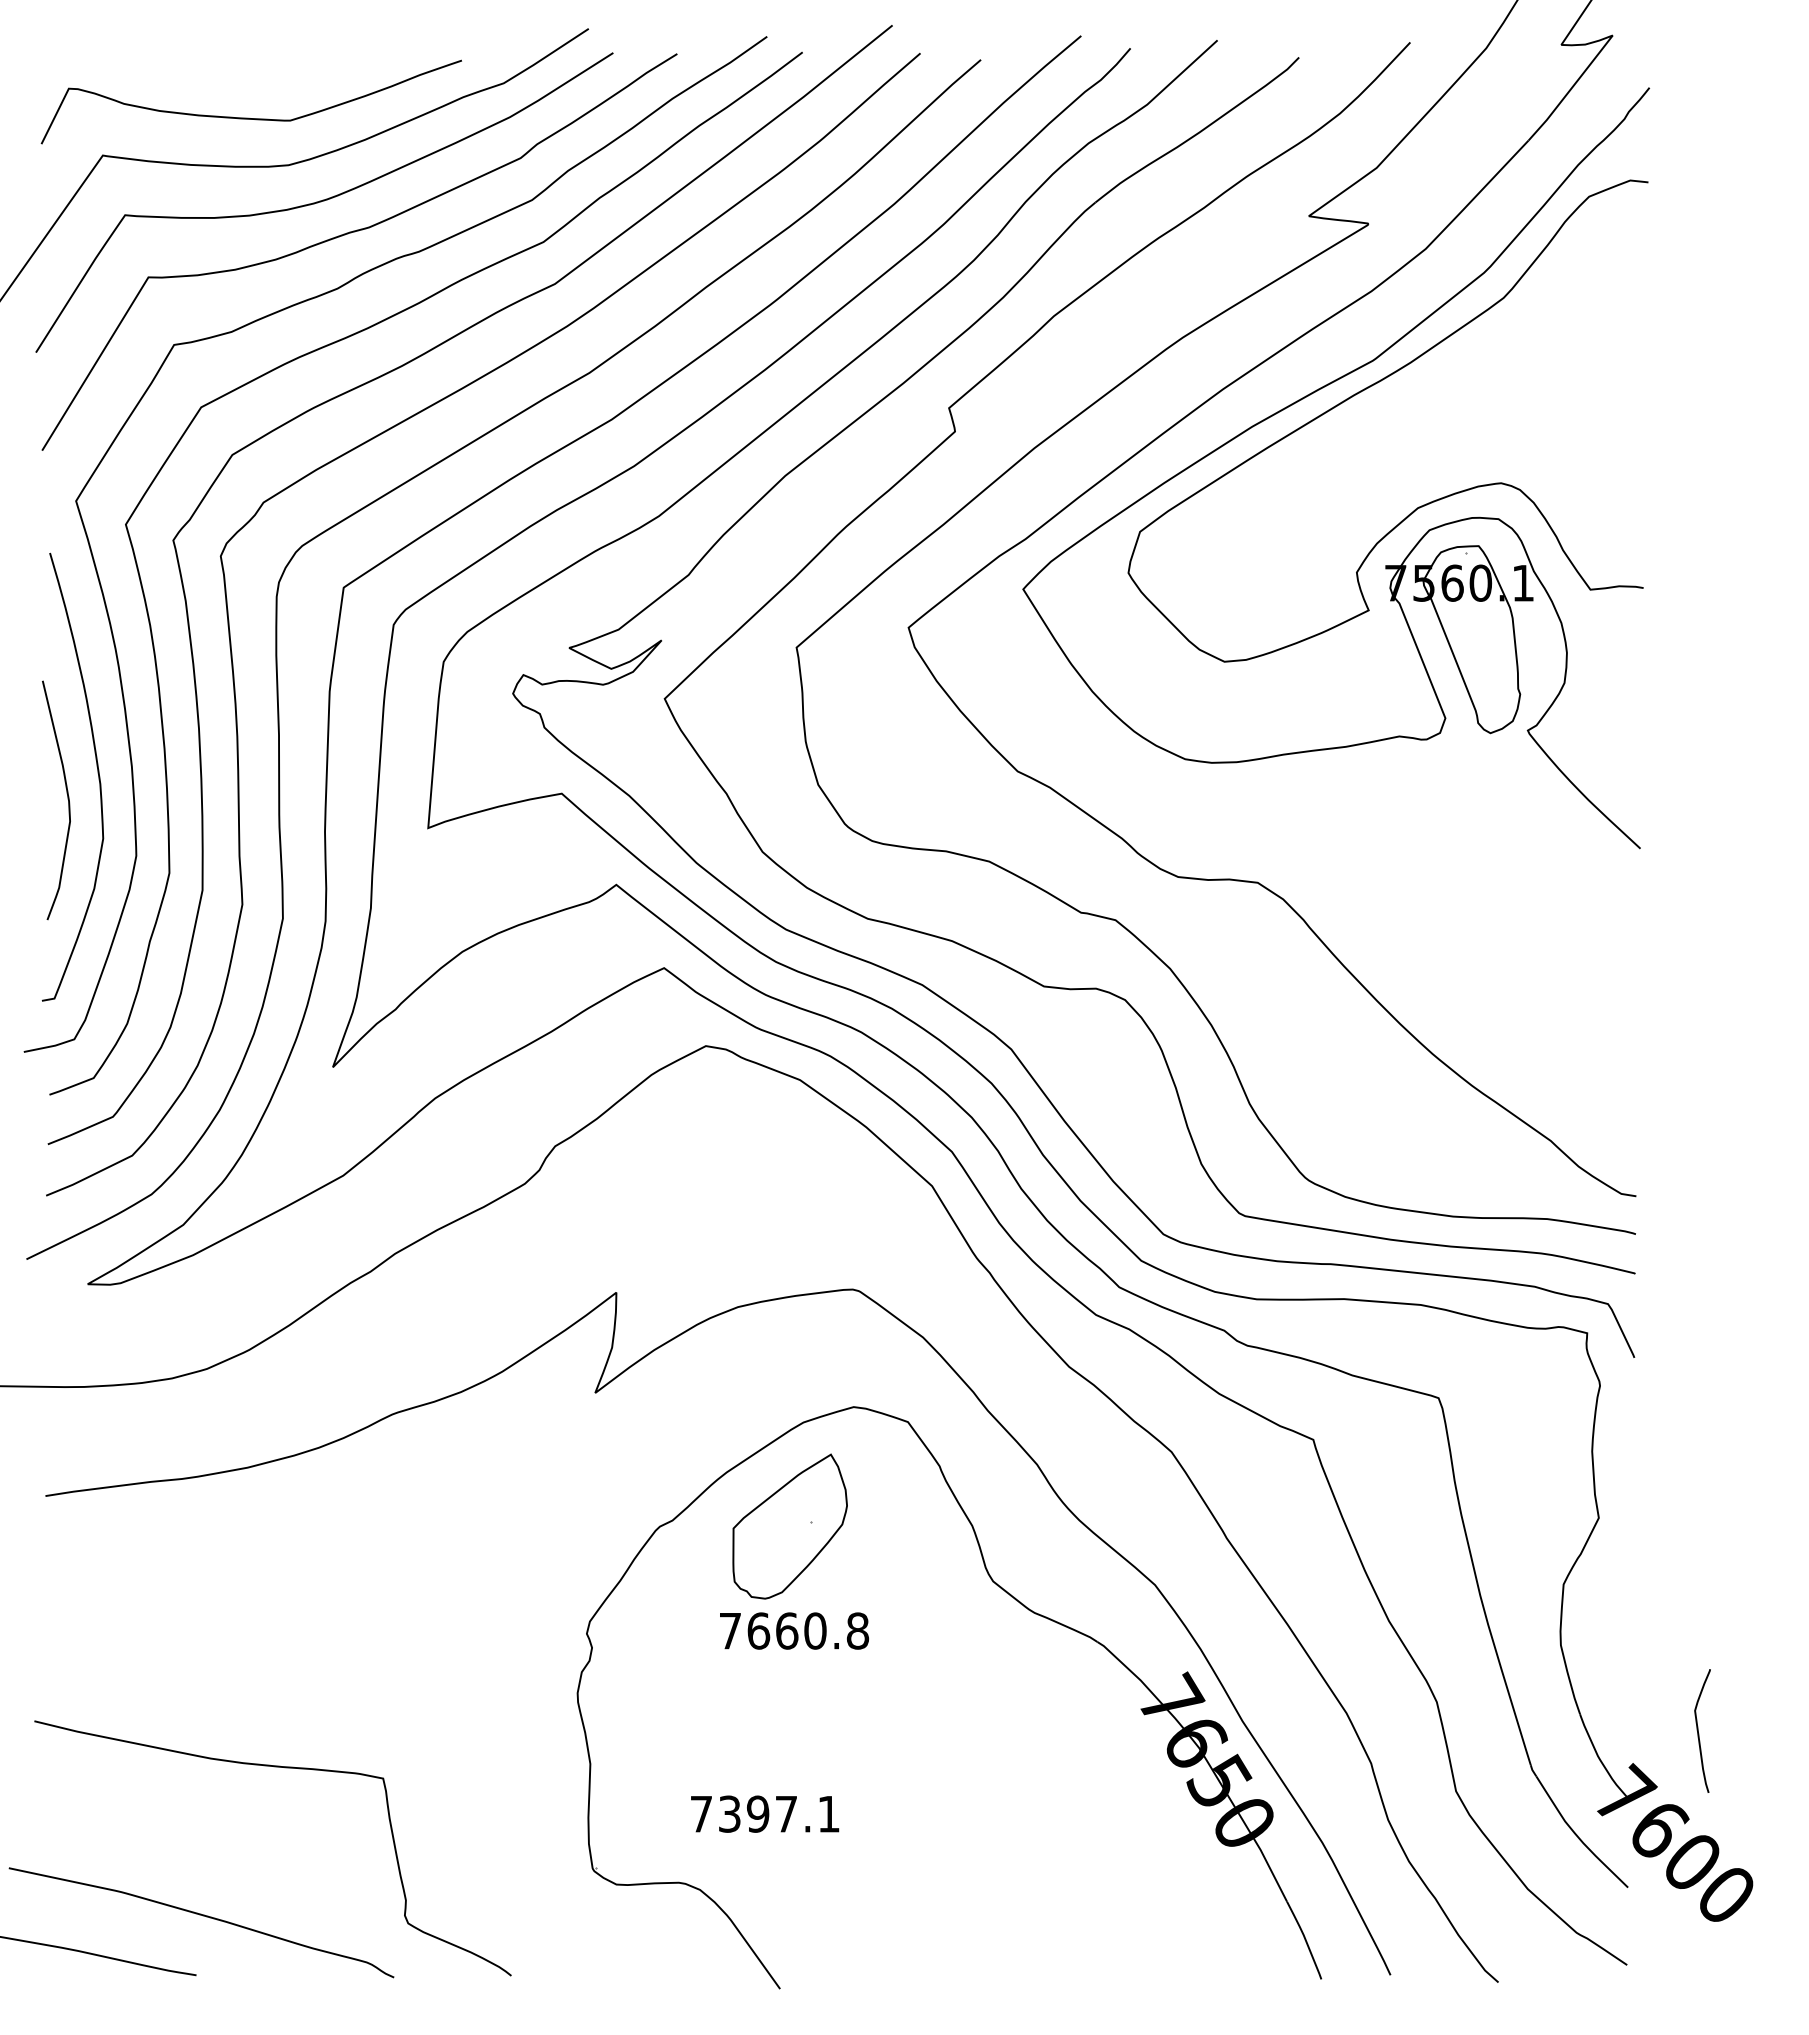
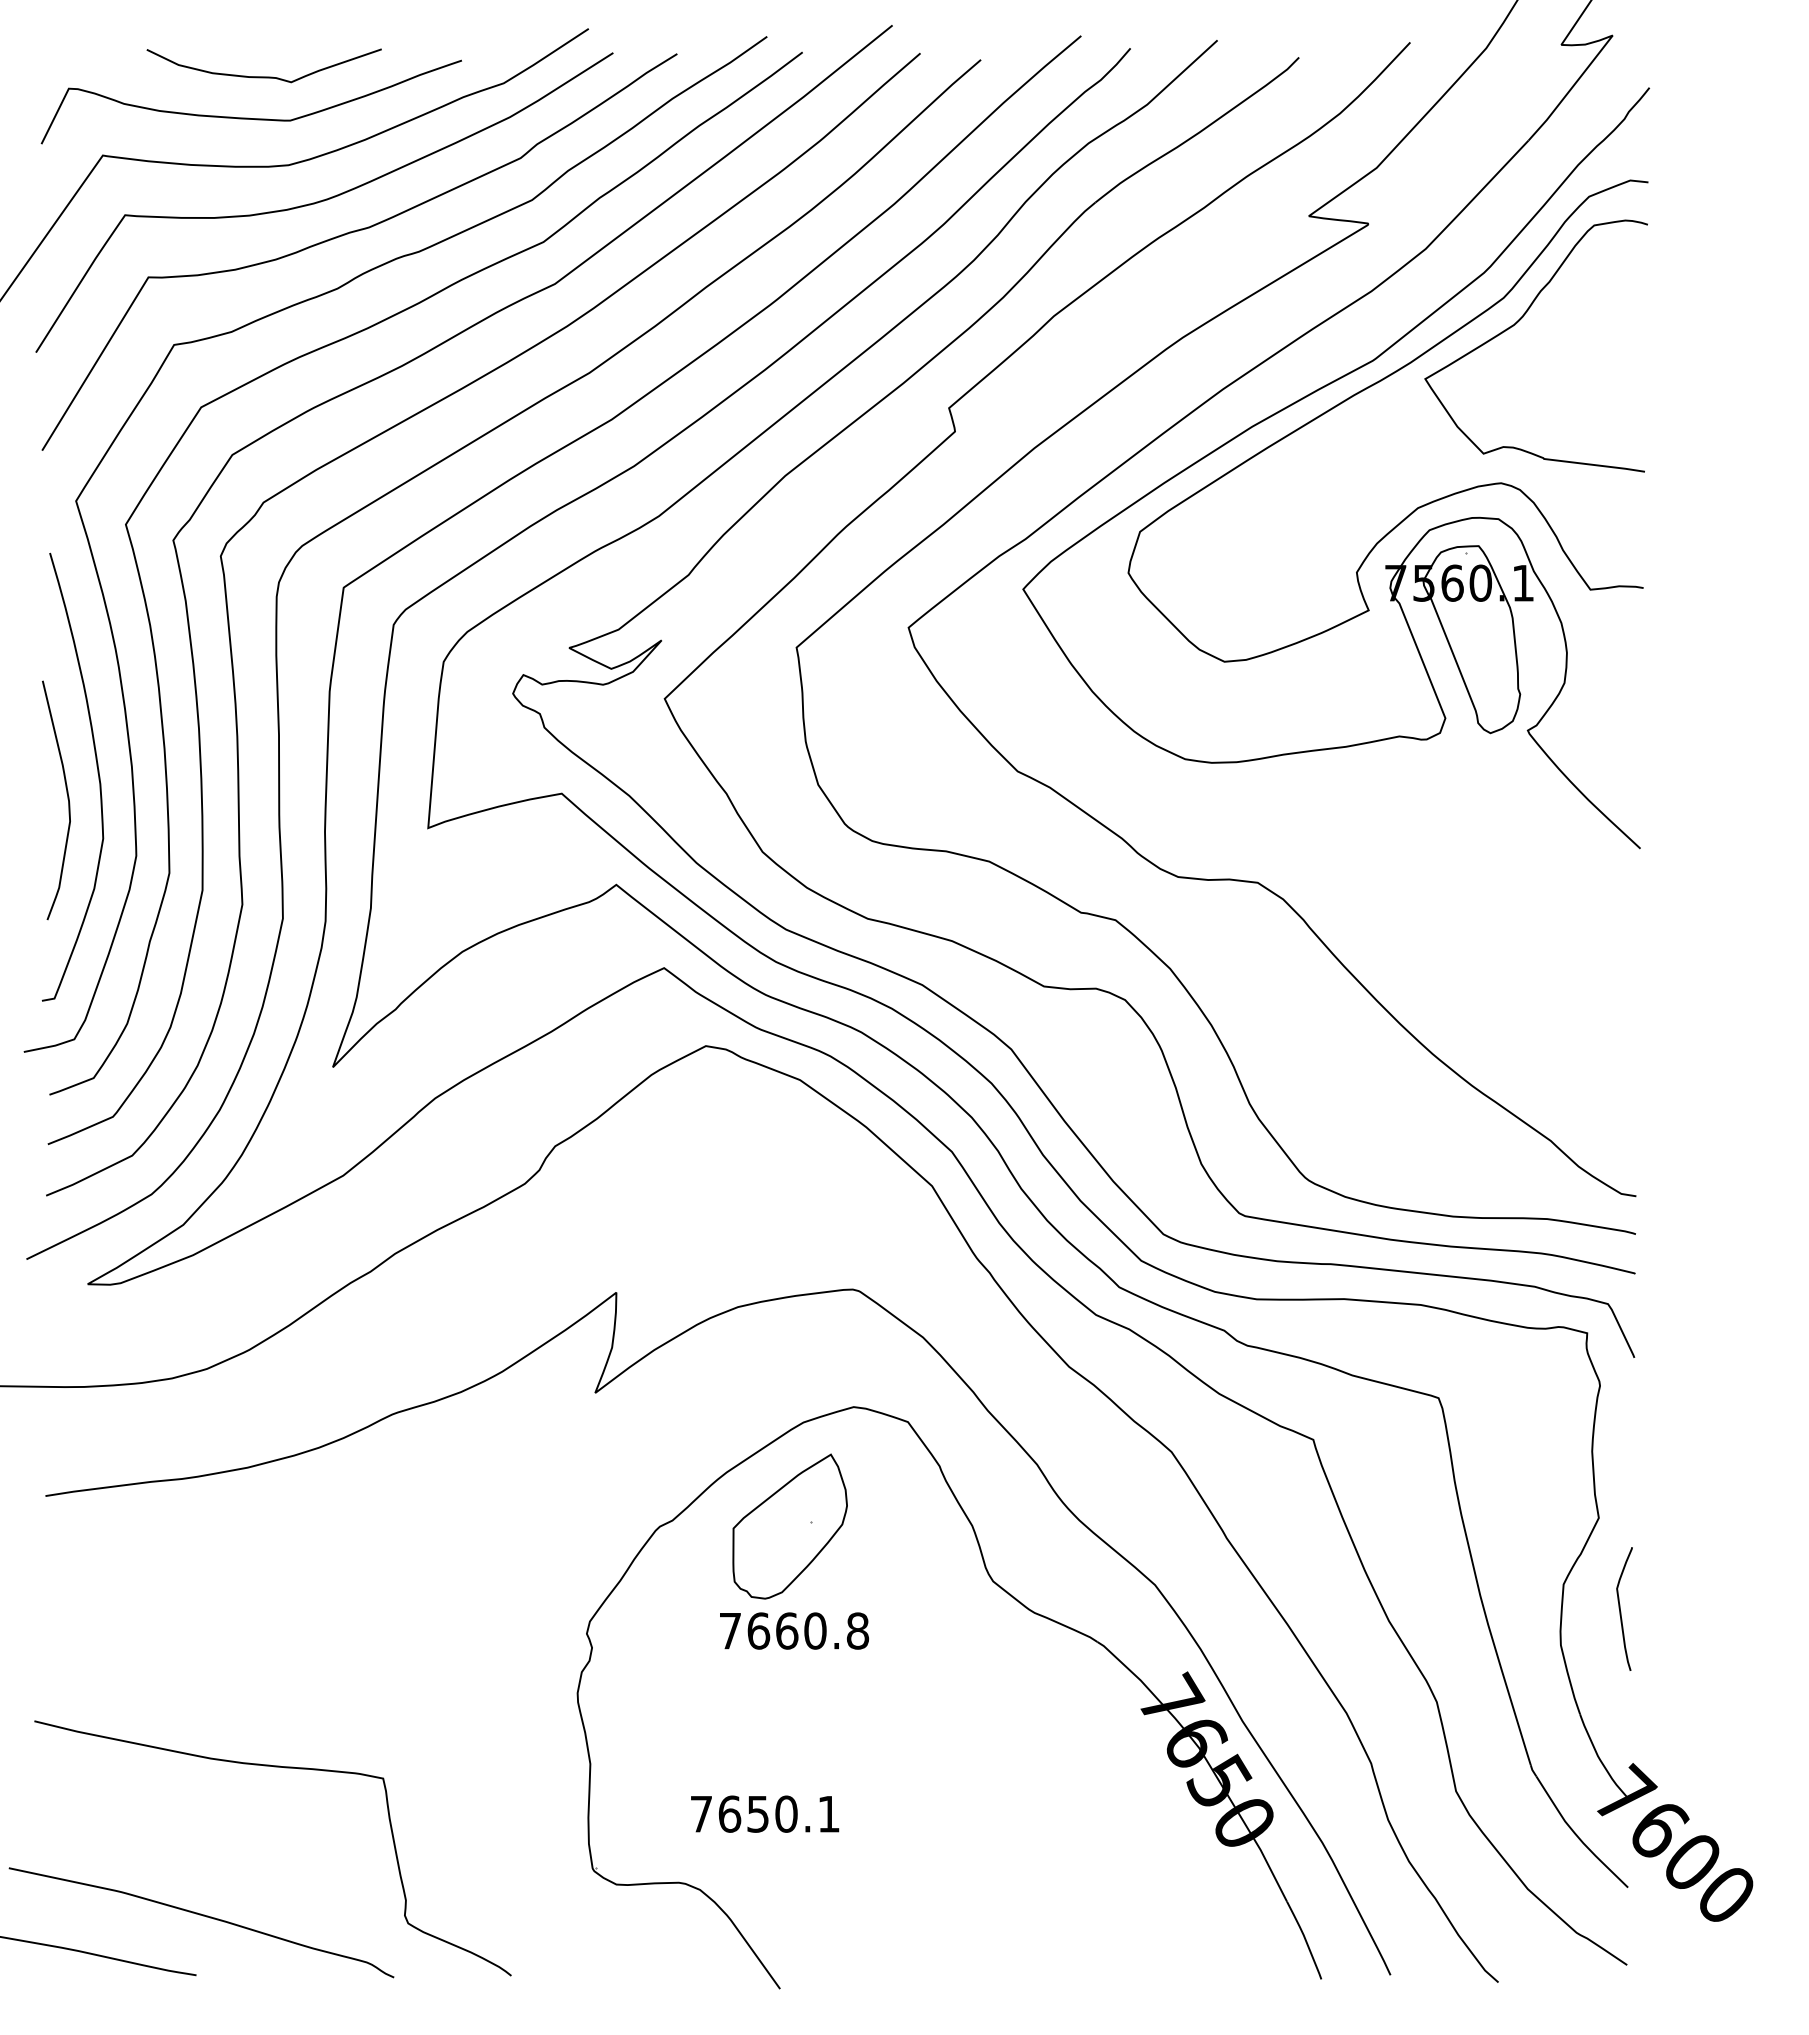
curve: none -> present (263, 76)
curve: none -> present (1516, 324)
curve position: (1698, 1730) -> (1620, 1608) (1620, 1608)
text: 7397.1 -> 7650.1 (757, 1813)
